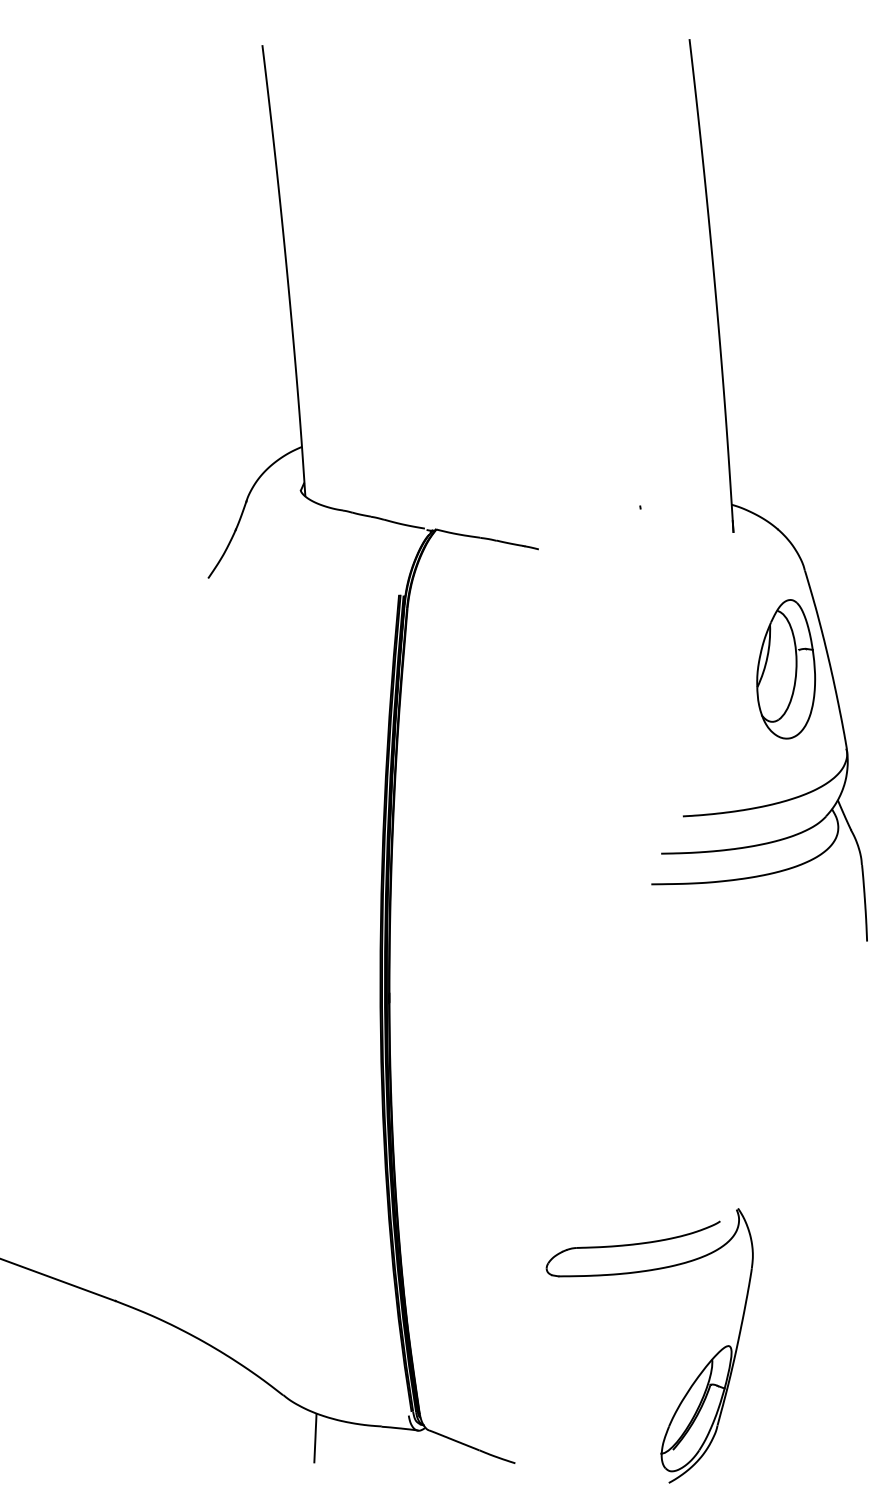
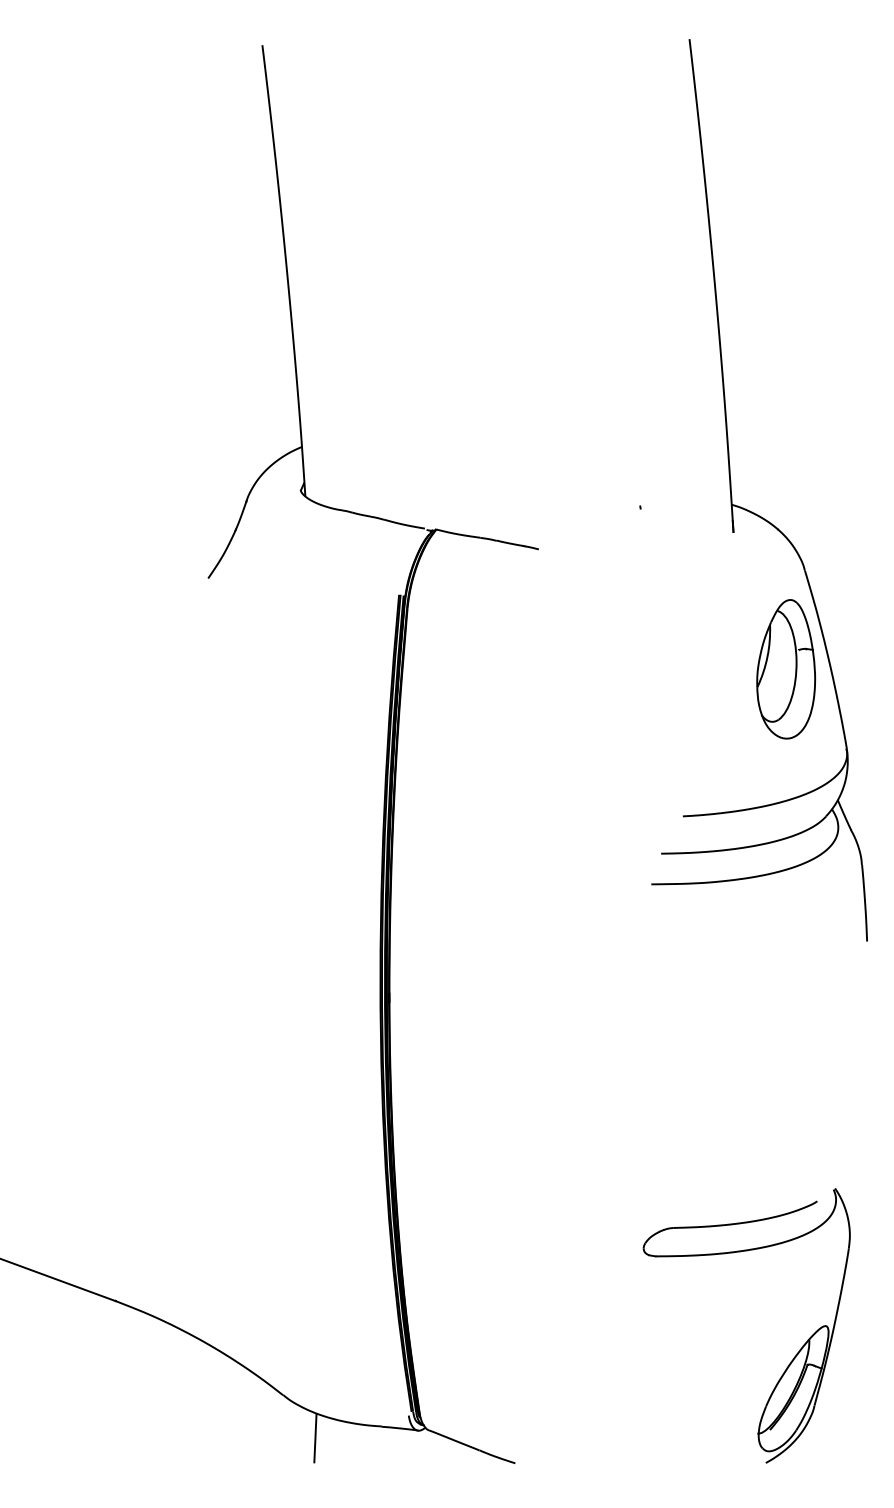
part position: (693, 1381) -> (790, 1361) (790, 1361)
